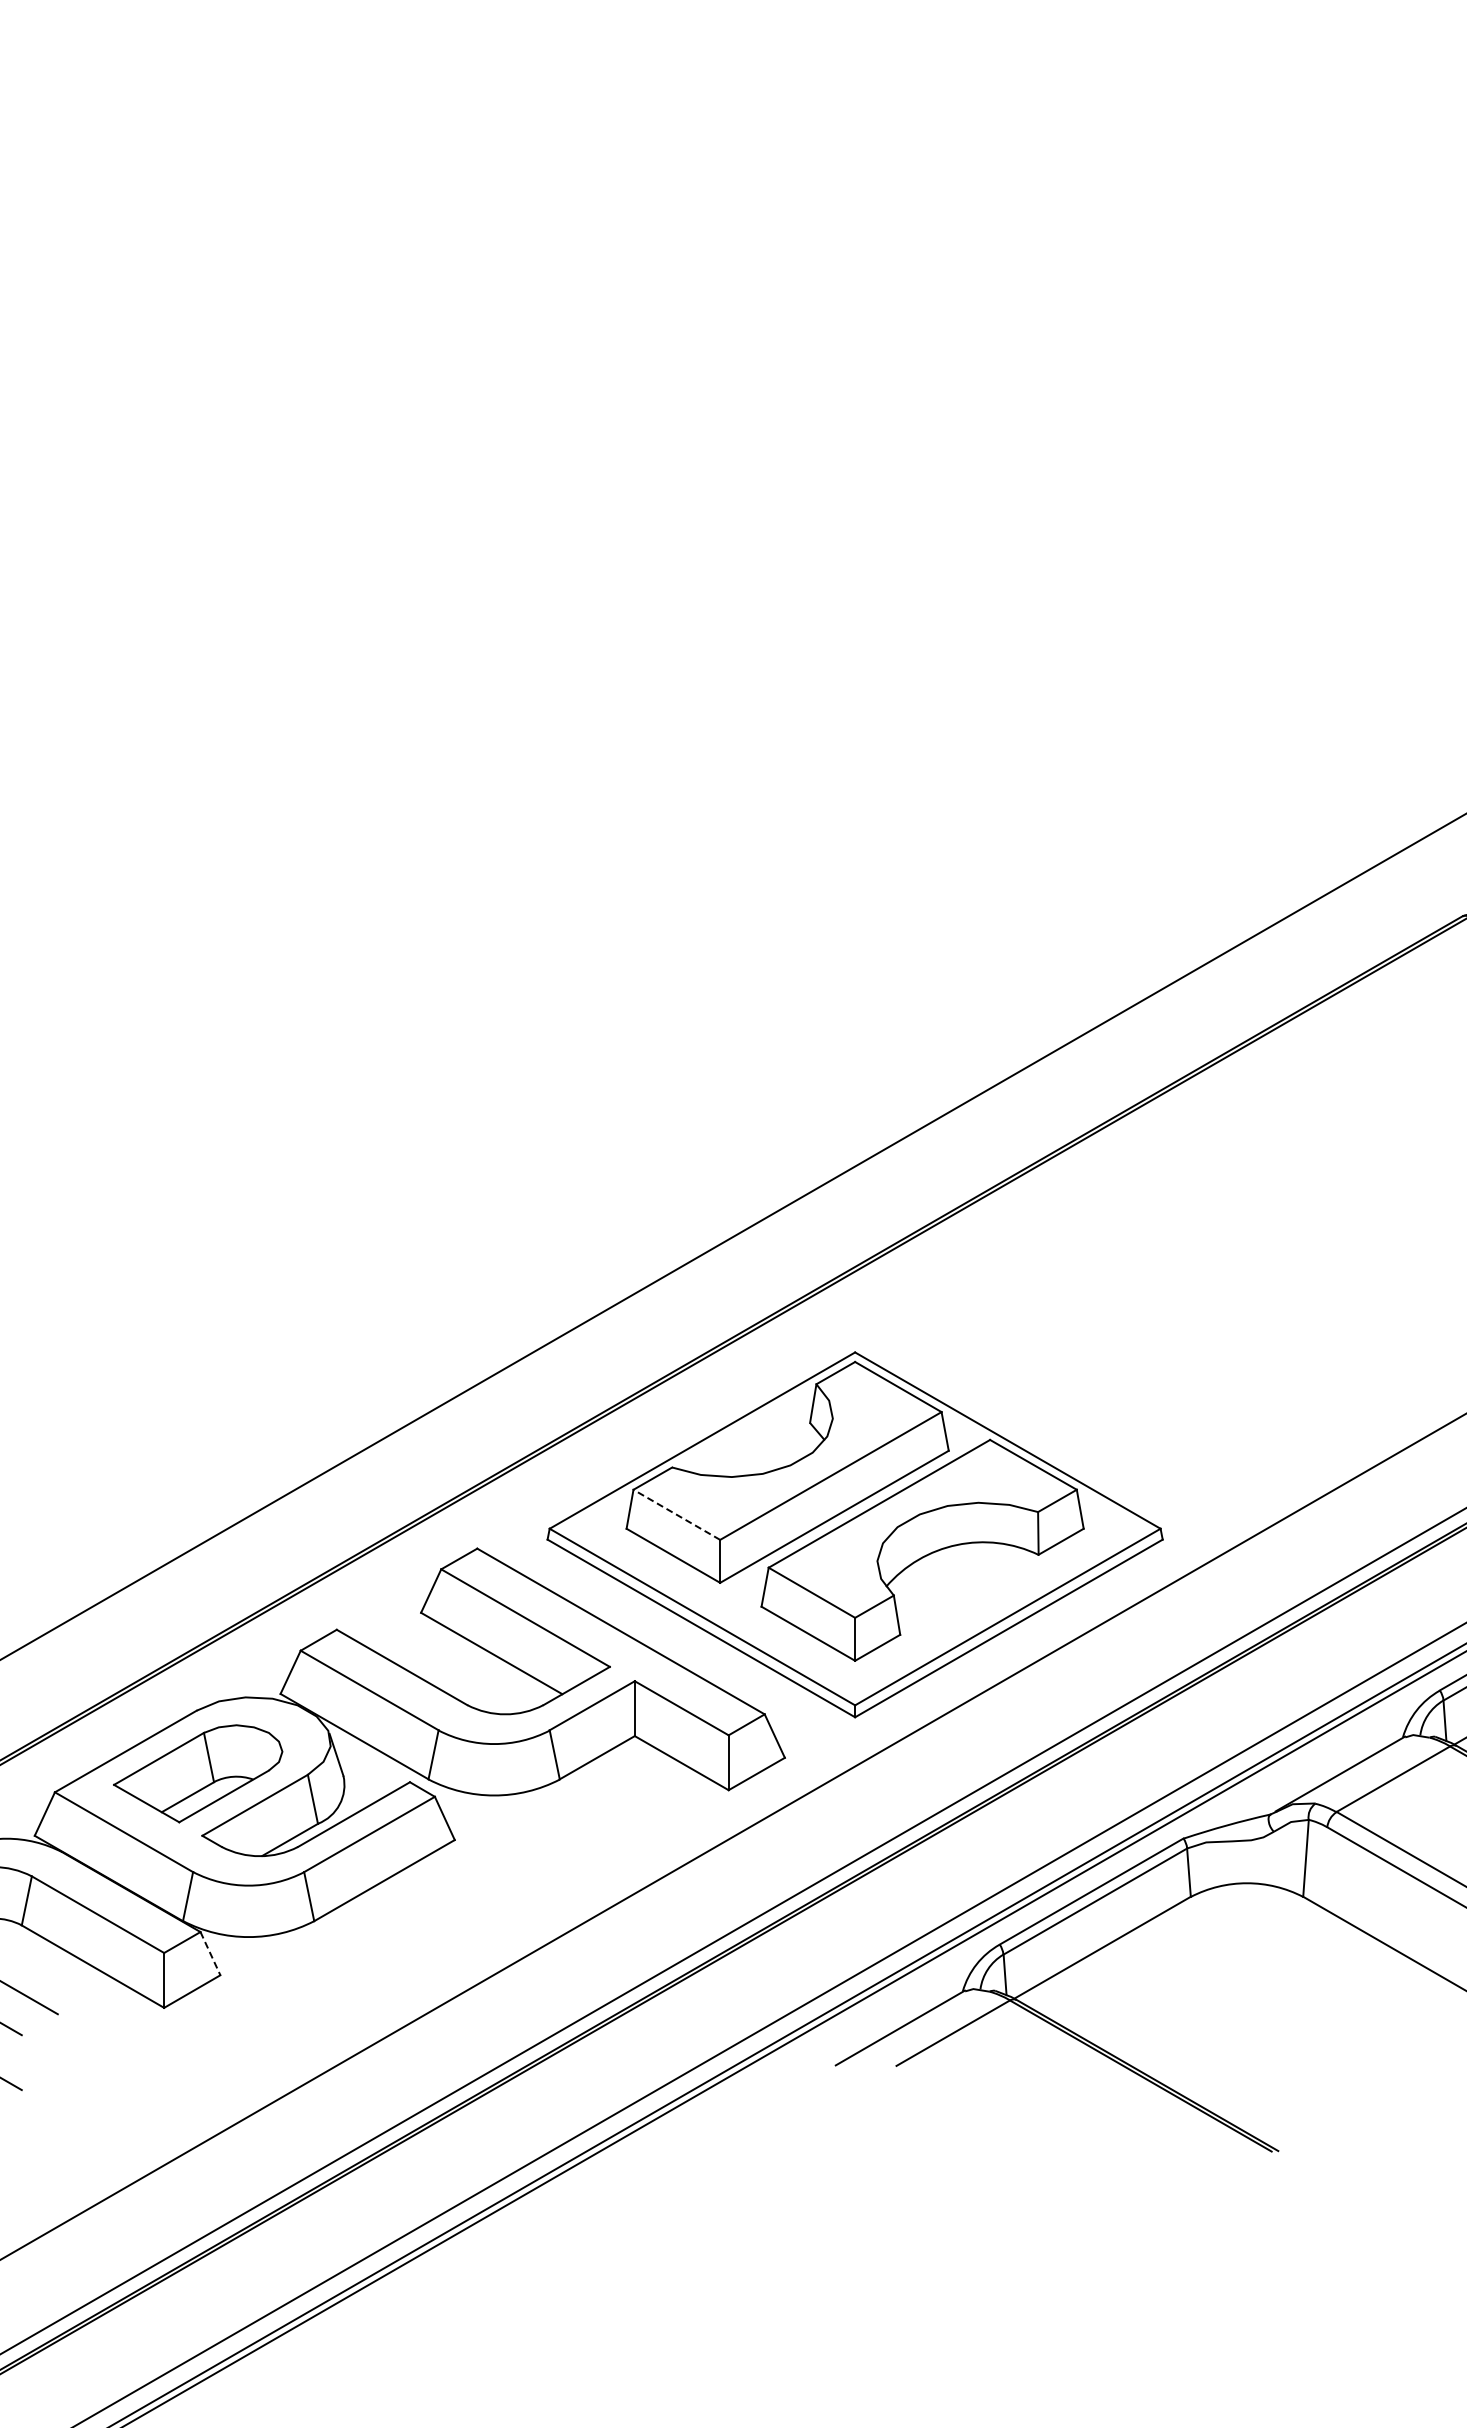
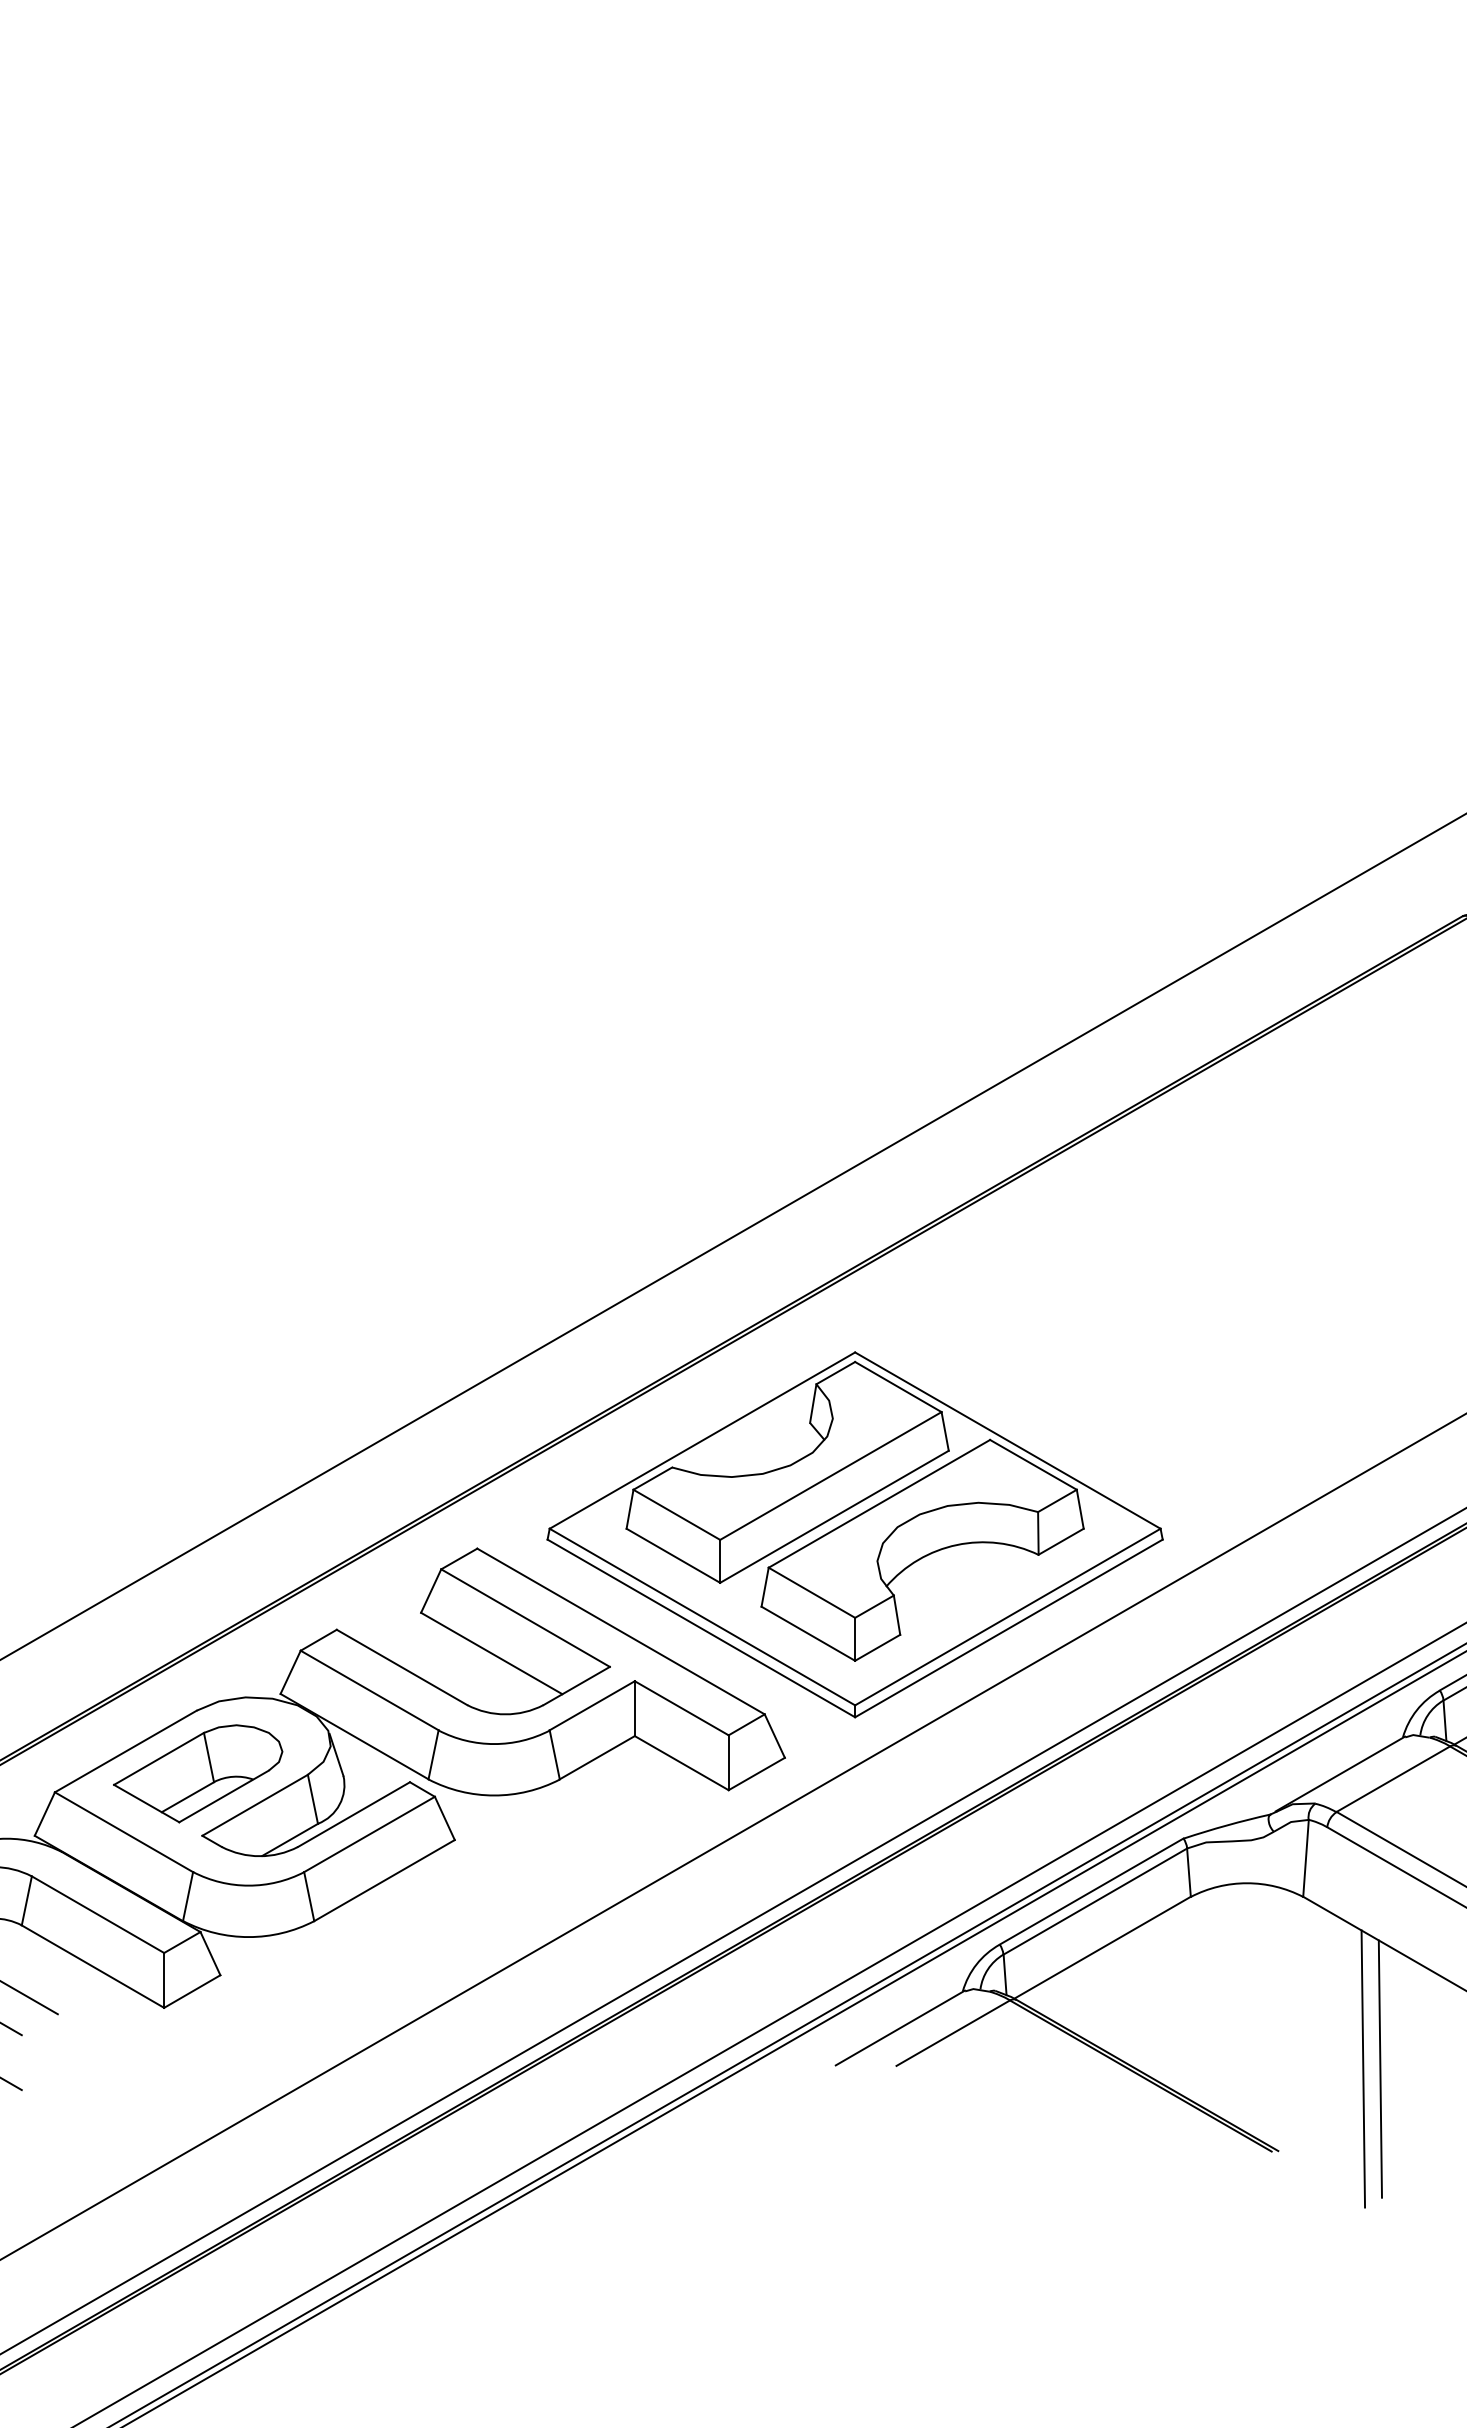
line: dashed -> solid (676, 1514)
line: dashed -> solid (210, 1953)
line: none -> present (1363, 2068)
line: none -> present (1379, 2068)
